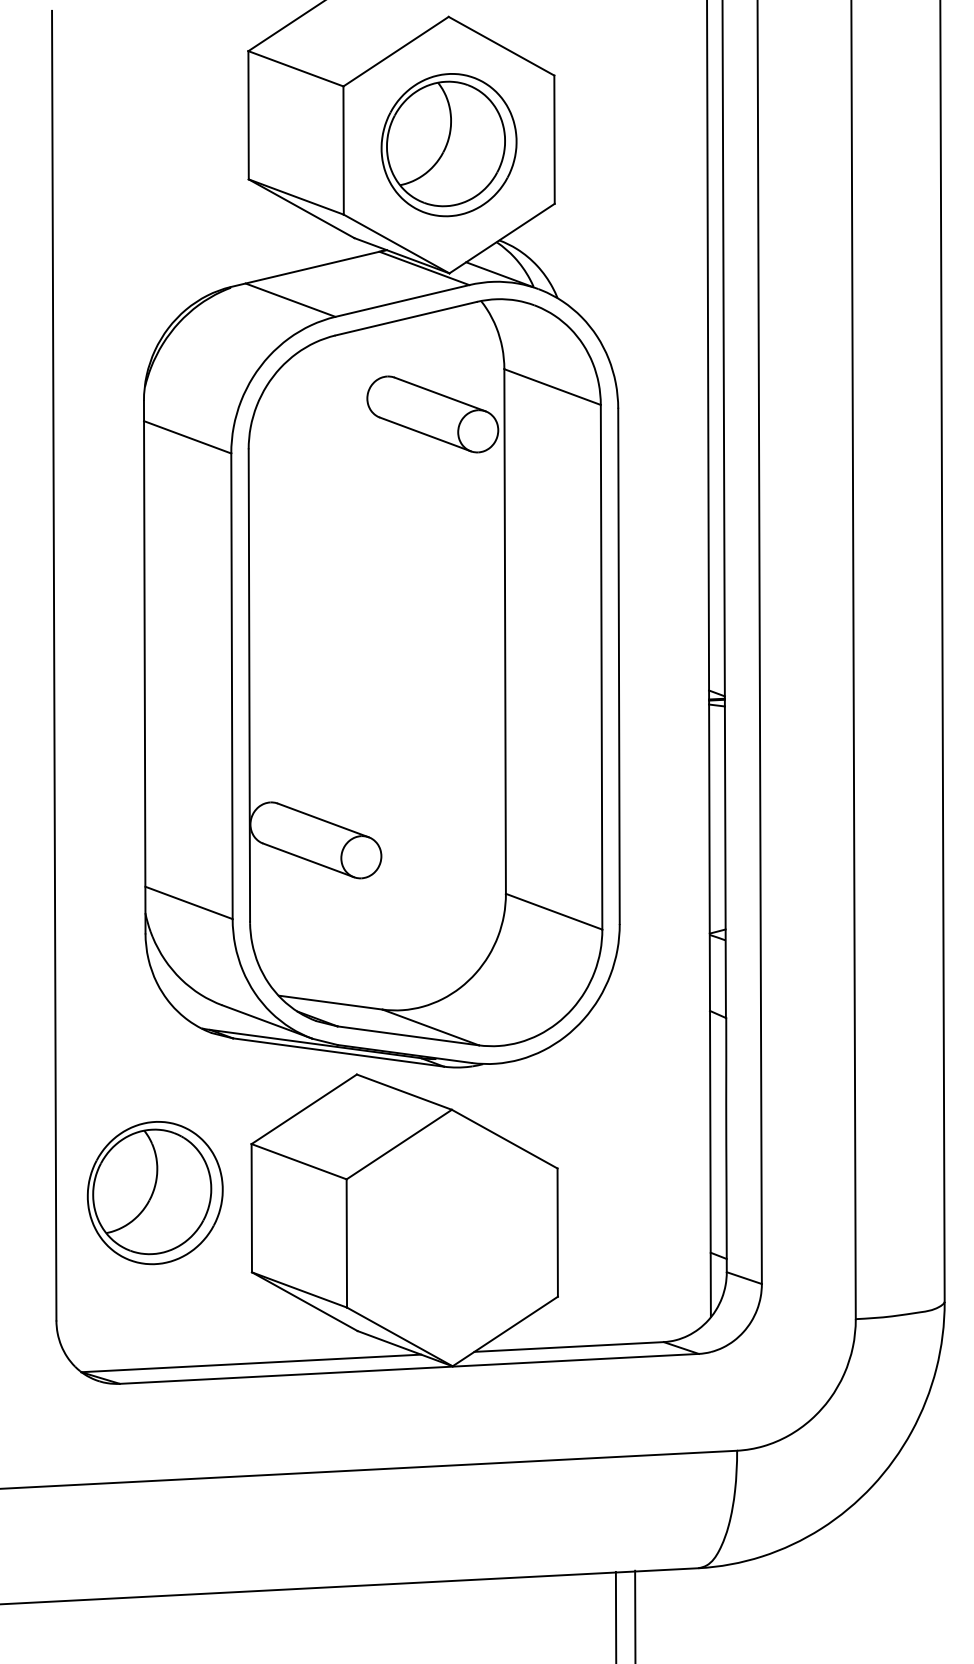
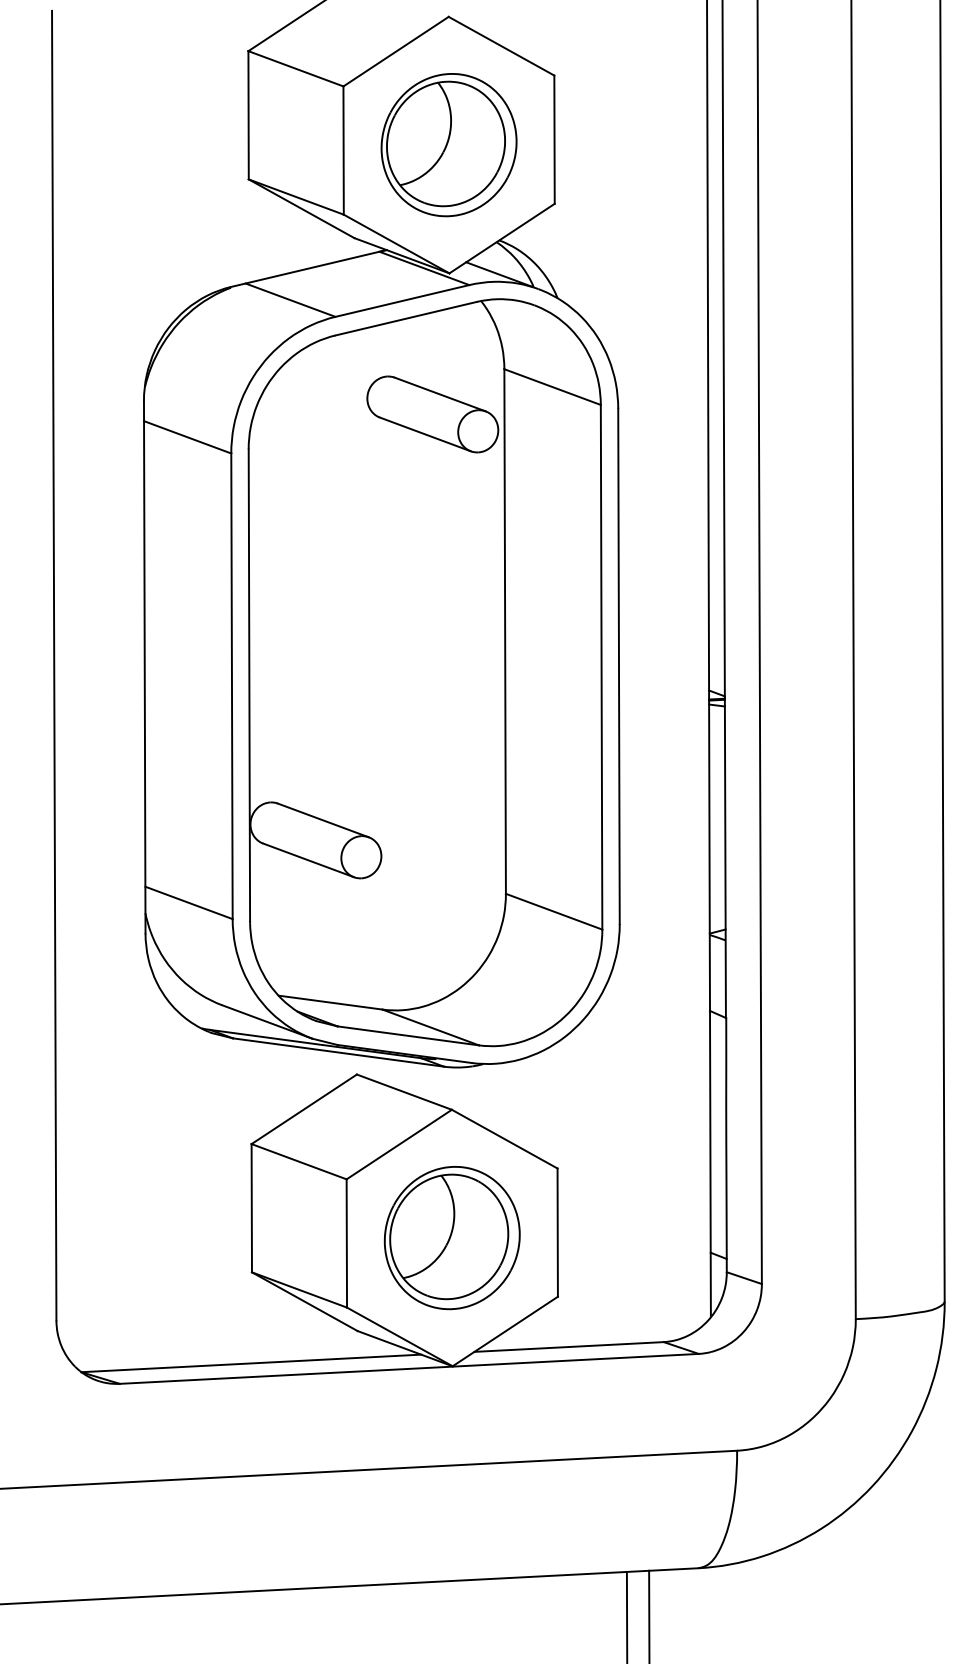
part position: (154, 1193) -> (451, 1238) (451, 1238)
line position: (615, 1615) -> (626, 1615) (626, 1615)
line position: (635, 1615) -> (649, 1615) (649, 1615)
